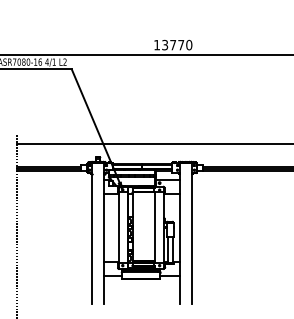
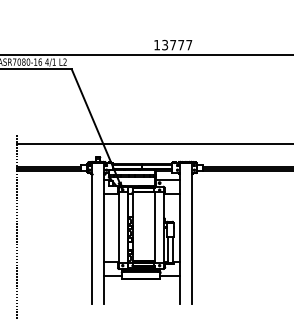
text: 13770 -> 13777 (189, 44)
